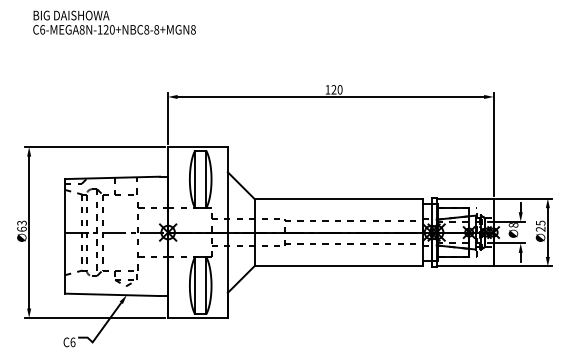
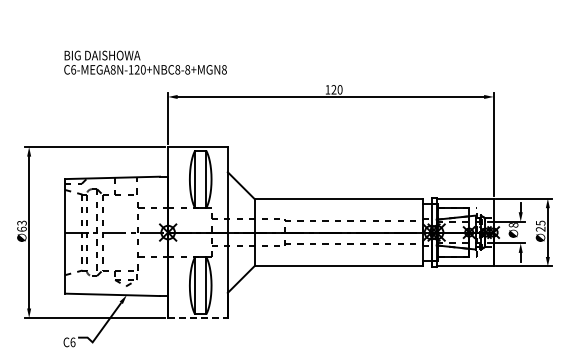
text position: (114, 22) -> (145, 62) (145, 62)
line: solid -> dashed (197, 318)
